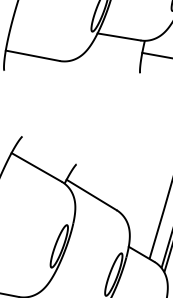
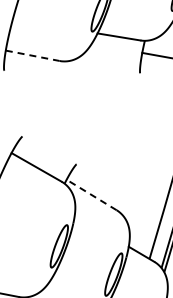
line: solid -> dashed (33, 55)
line: solid -> dashed (91, 194)
